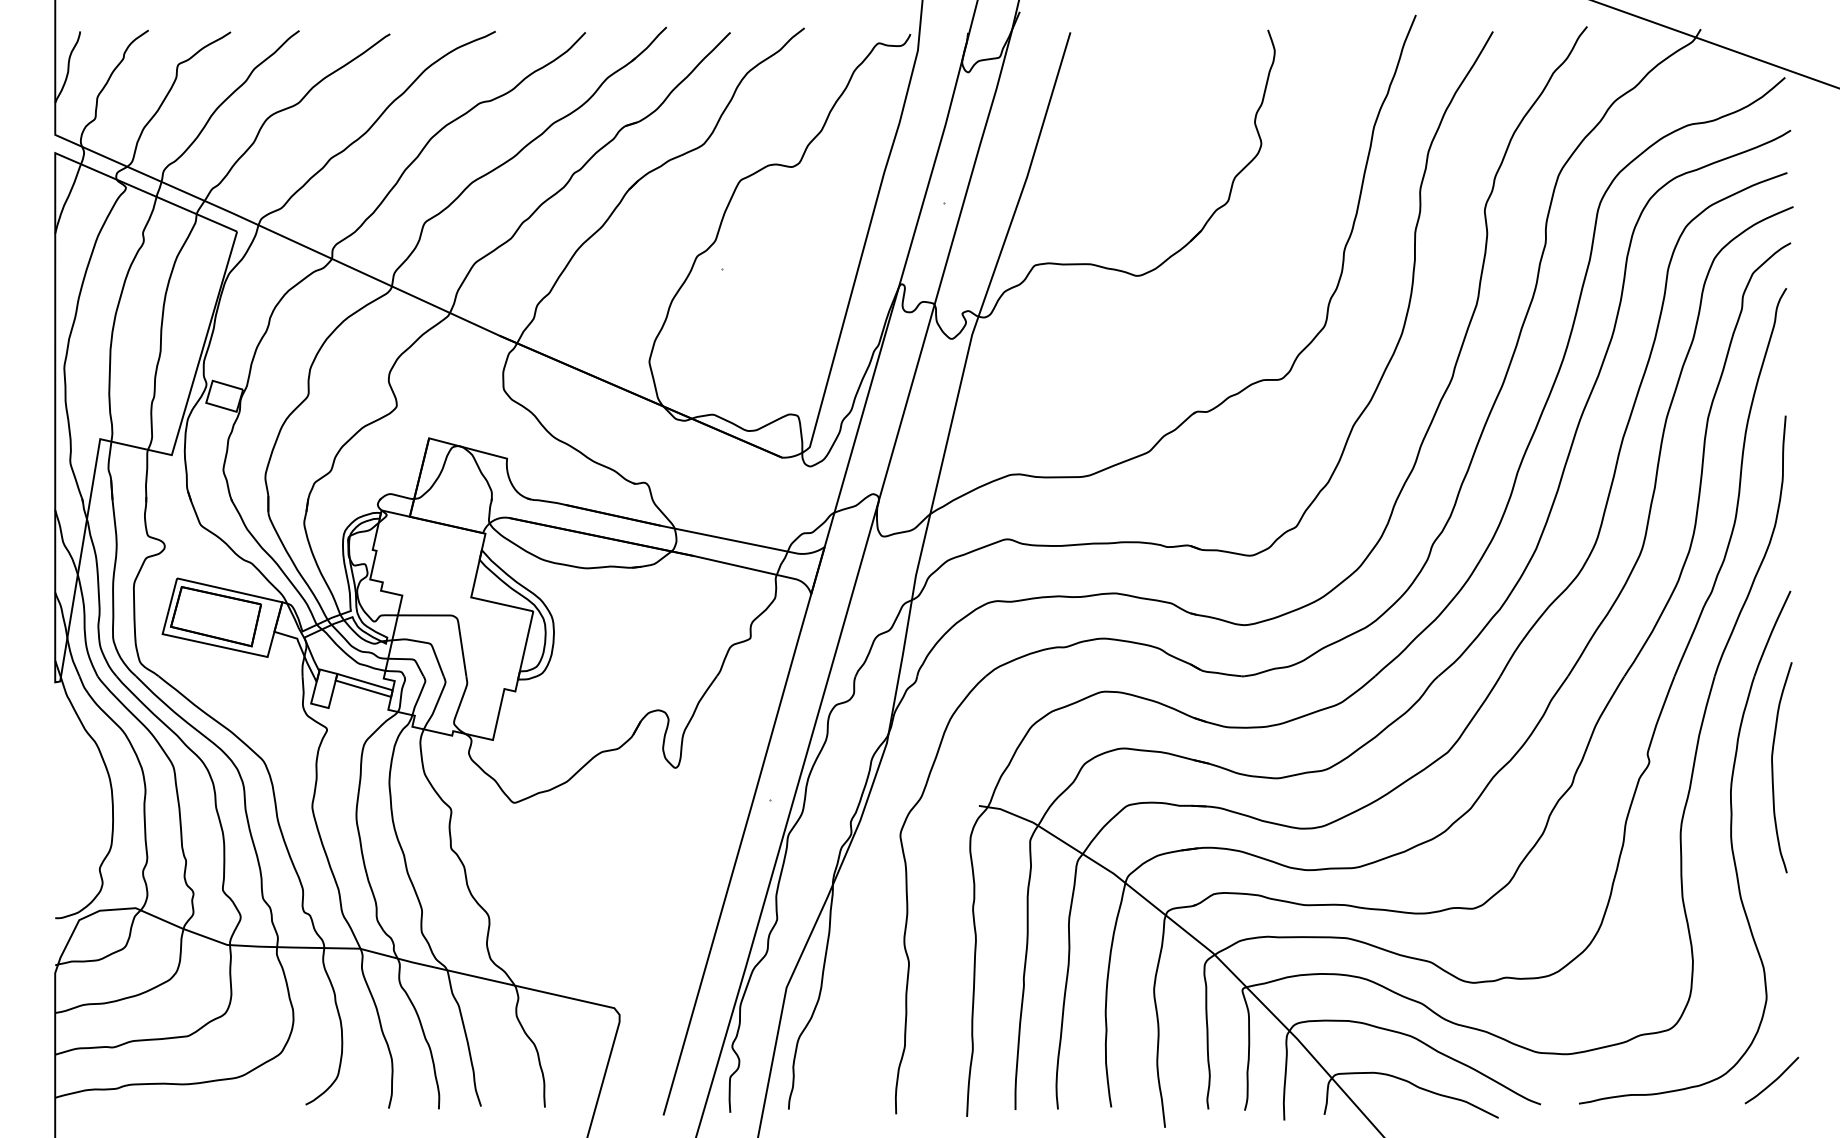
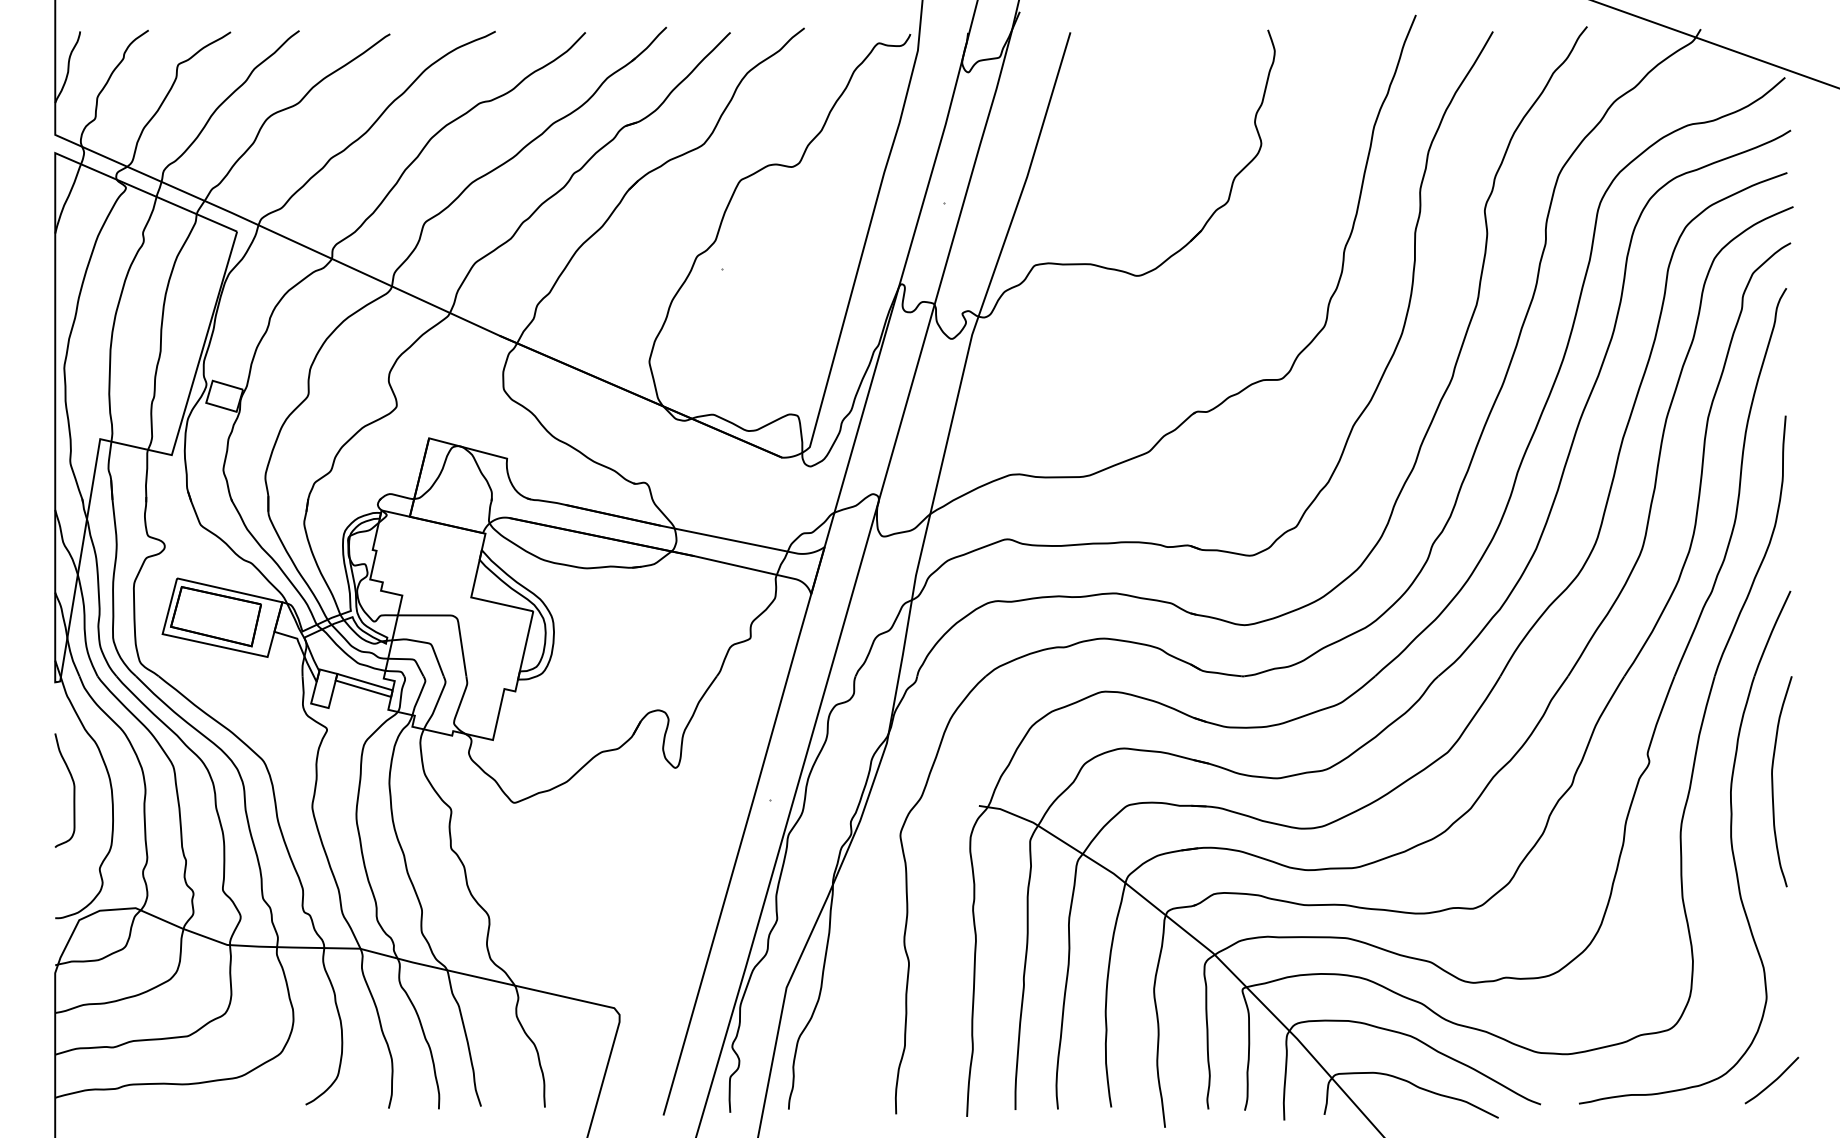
curve position: (1773, 767) -> (1773, 781) (1773, 781)
curve: none -> present (73, 790)
